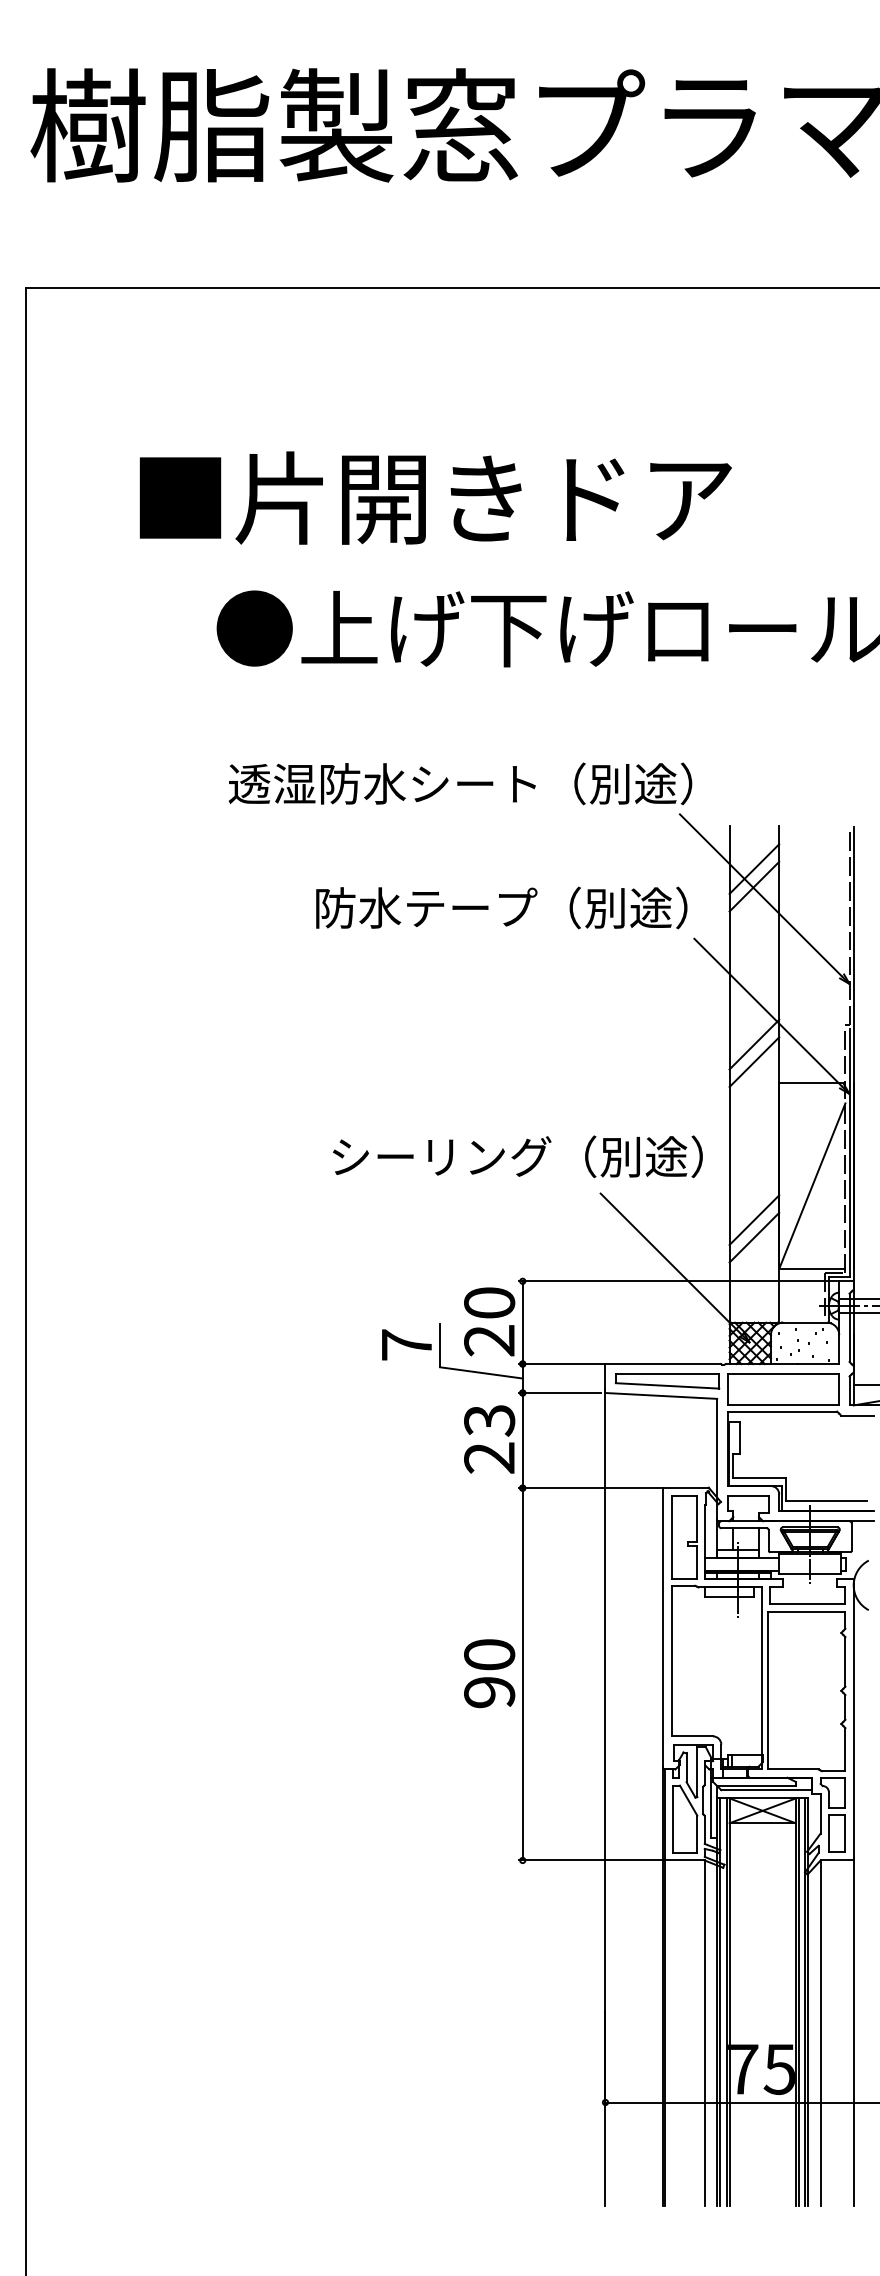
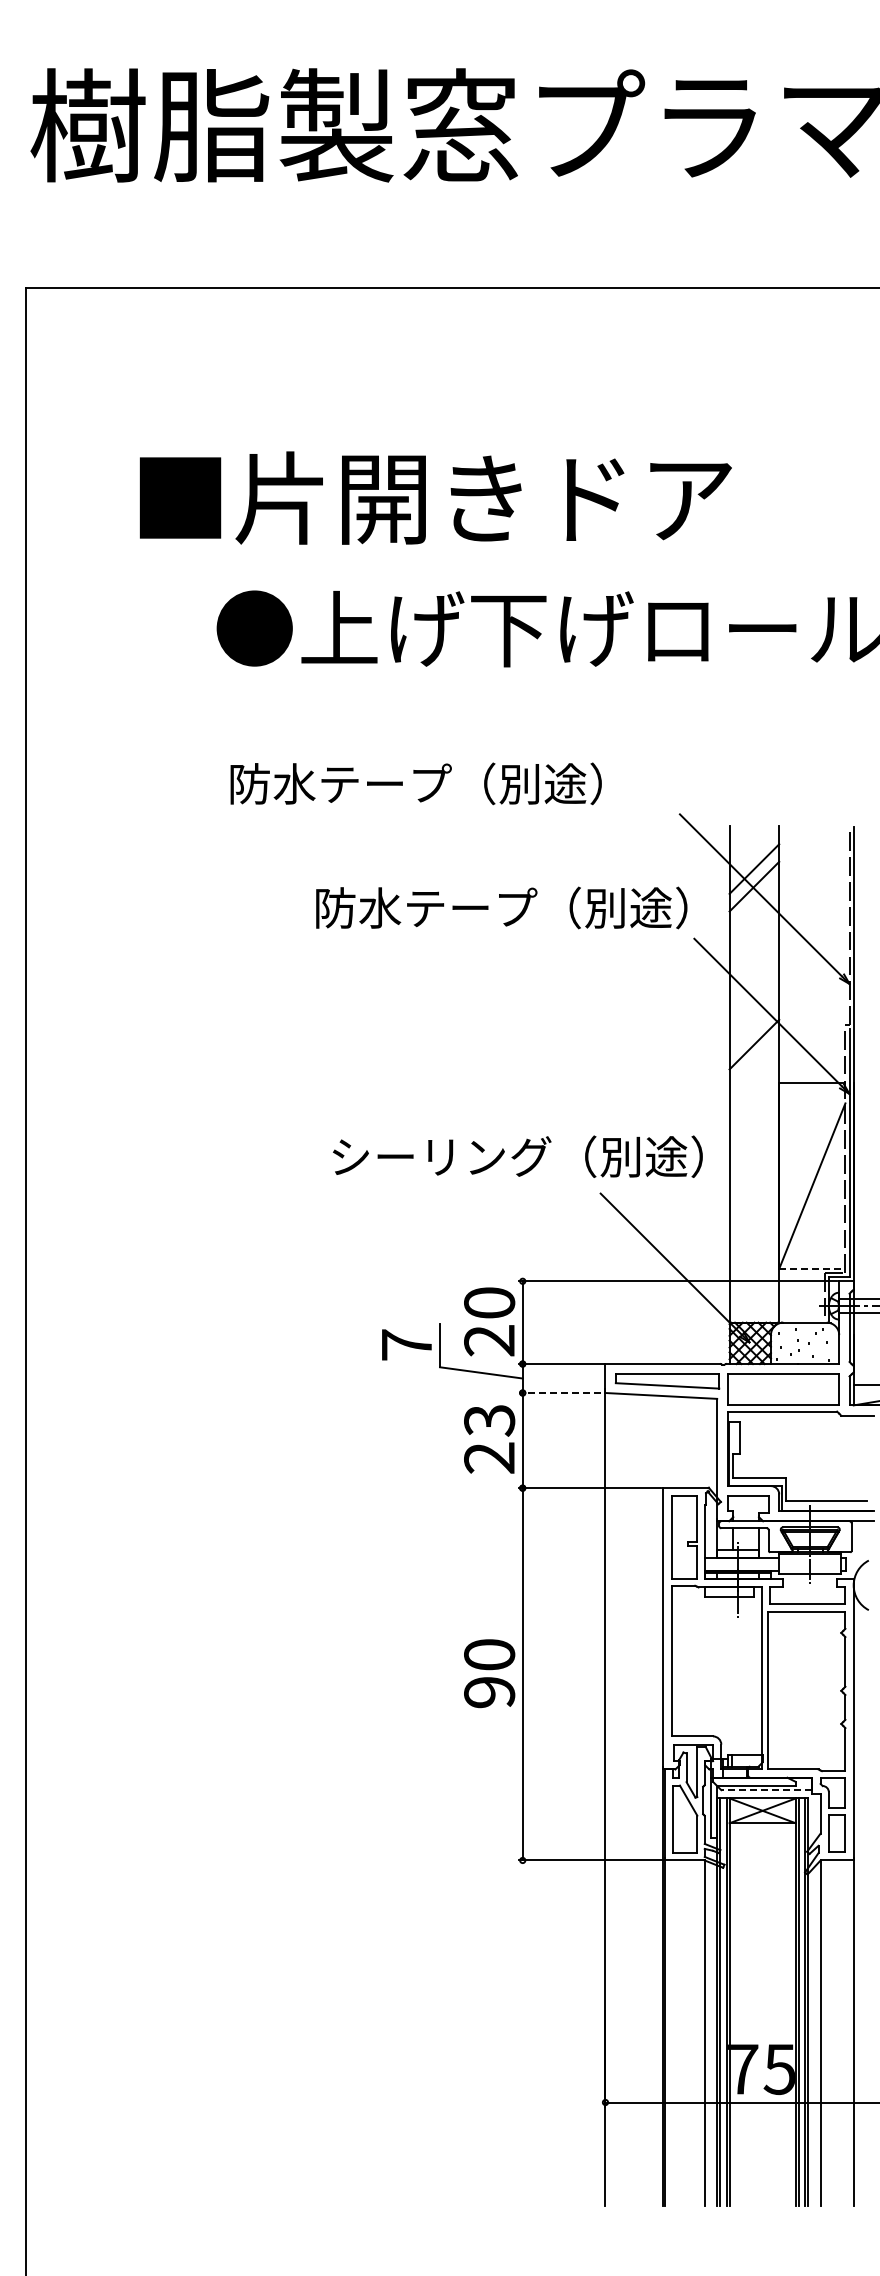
text: 透湿防水シート（別途） -> 防水テープ（別途） (460, 783)
line: present -> none (754, 1061)
line: present -> none (754, 1219)
line: present -> none (754, 1237)
line: solid -> dashed (812, 1268)
line: solid -> dashed (559, 1393)
line: solid -> dashed (766, 1790)
